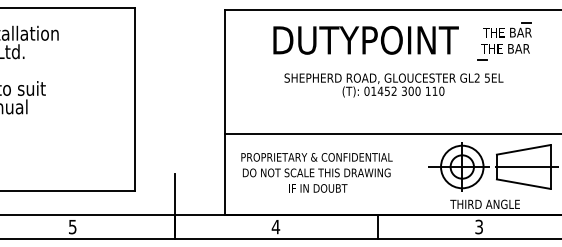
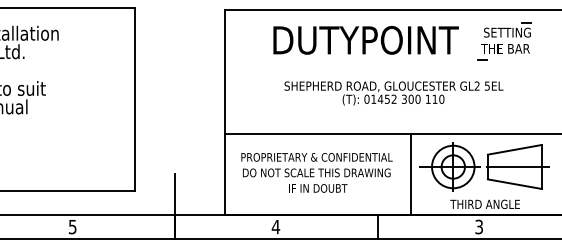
text: THE BAR -> SETTING (507, 32)
text position: (393, 85) -> (393, 93) (393, 93)
part position: (493, 166) -> (484, 166) (484, 166)
line: none -> present (411, 174)
